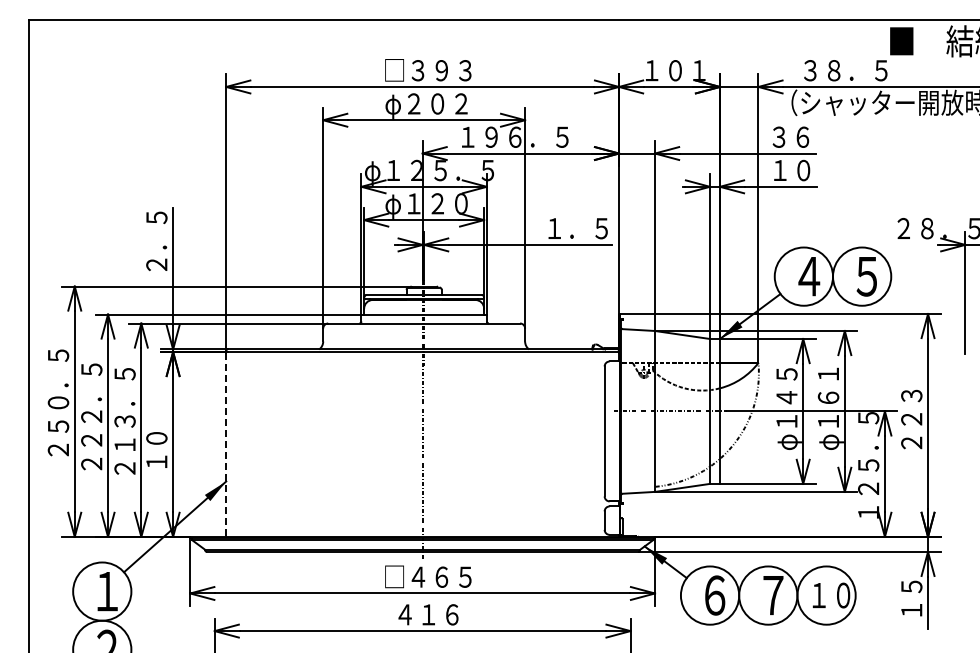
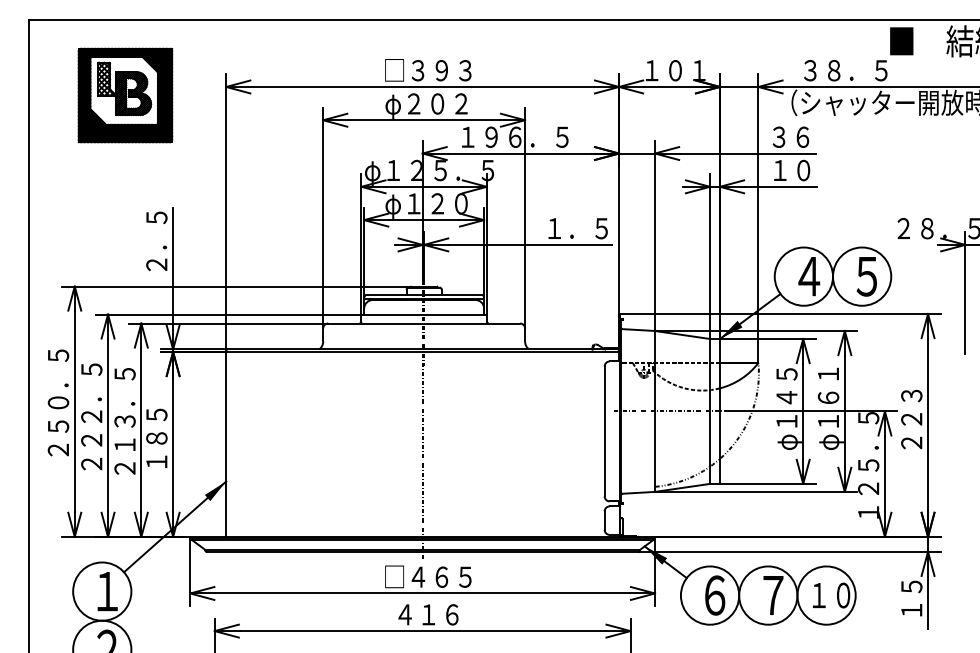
part: none -> present (125, 95)
text: １０ -> １８５ (156, 426)
line: dashed -> solid (226, 444)
